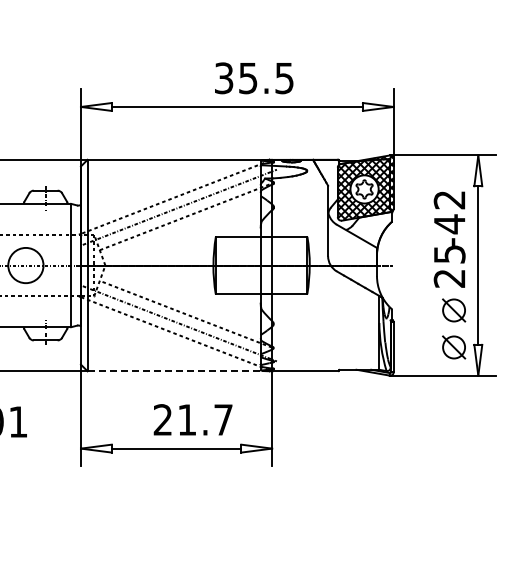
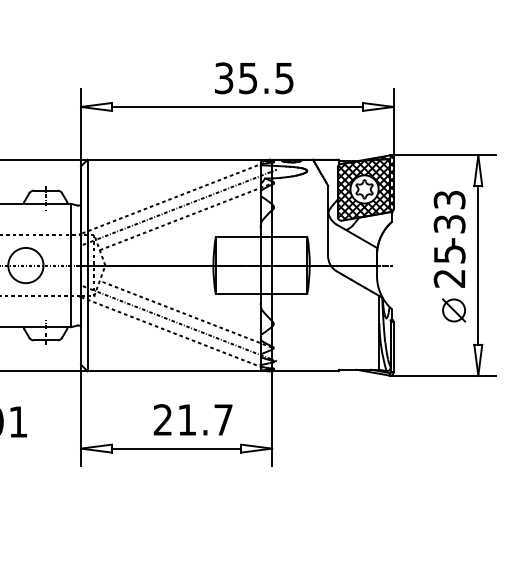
text: -42 -> -33 (449, 212)
part: present -> none (454, 347)
line: dashed -> solid (178, 371)
